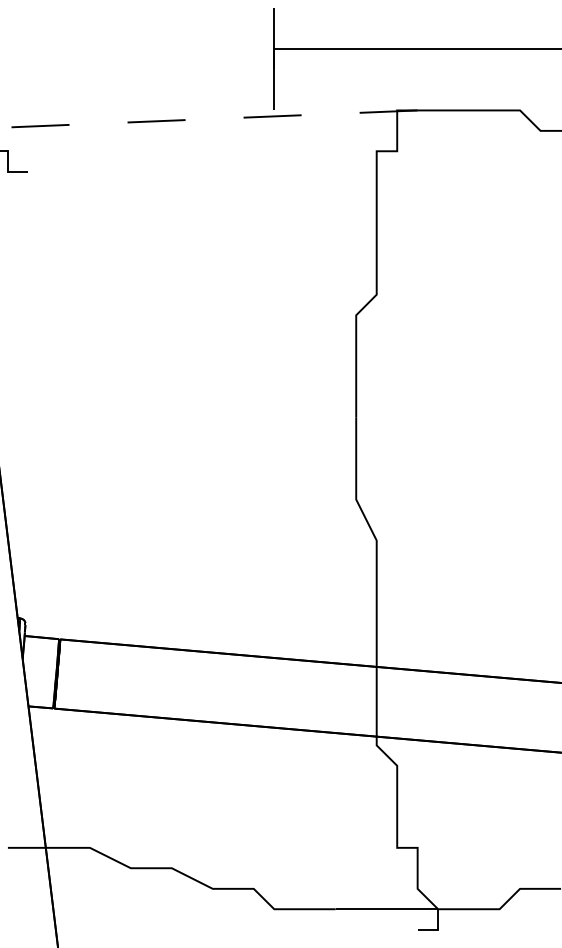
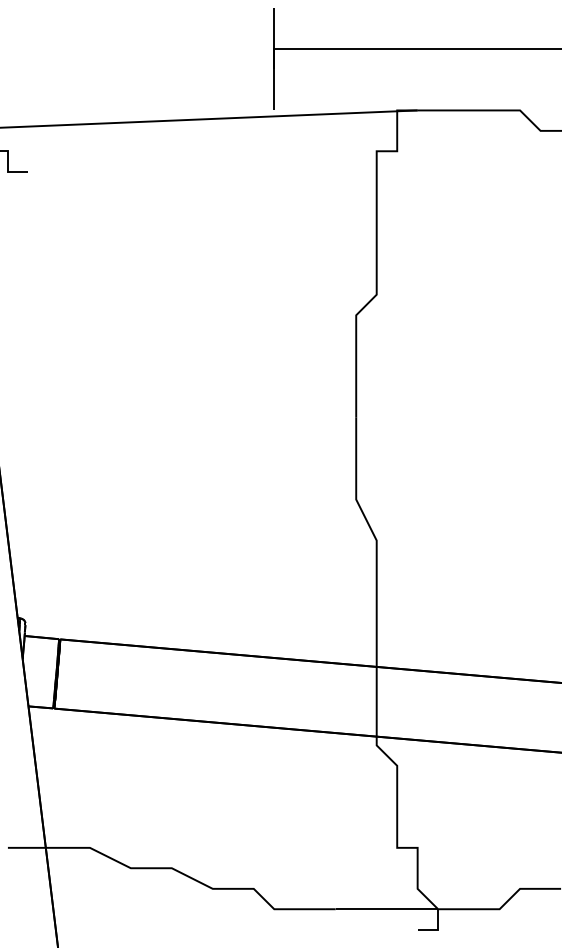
line: dashed -> solid (209, 119)
